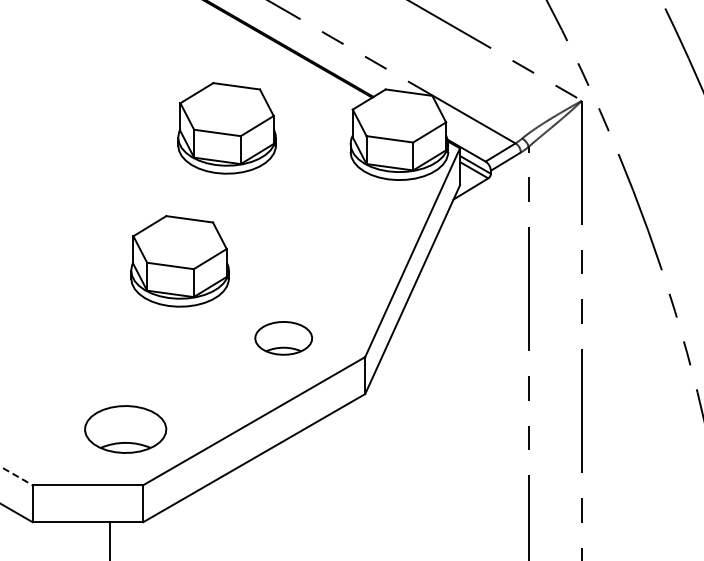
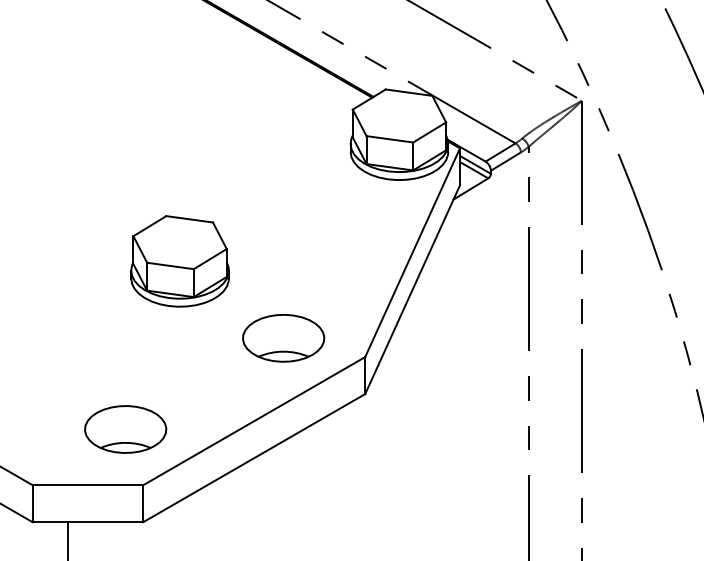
part: present -> none (226, 128)
part size: 60x35 px -> 84x49 px (283, 338)
line: dashed -> solid (16, 475)
line position: (110, 539) -> (68, 539) (68, 539)
